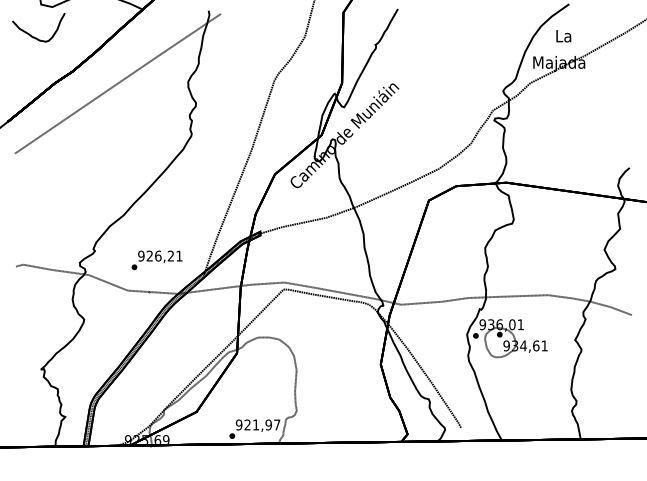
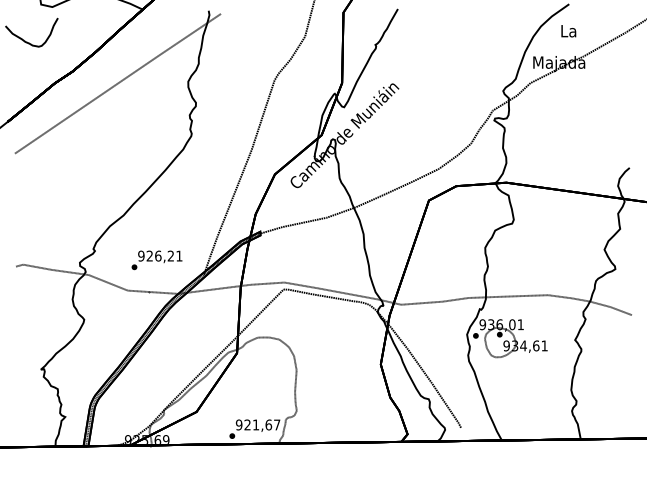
part position: (34, 36) -> (27, 41) (27, 41)
text position: (563, 36) -> (568, 31) (568, 31)
text: 921,97 -> 921,67 (268, 424)
